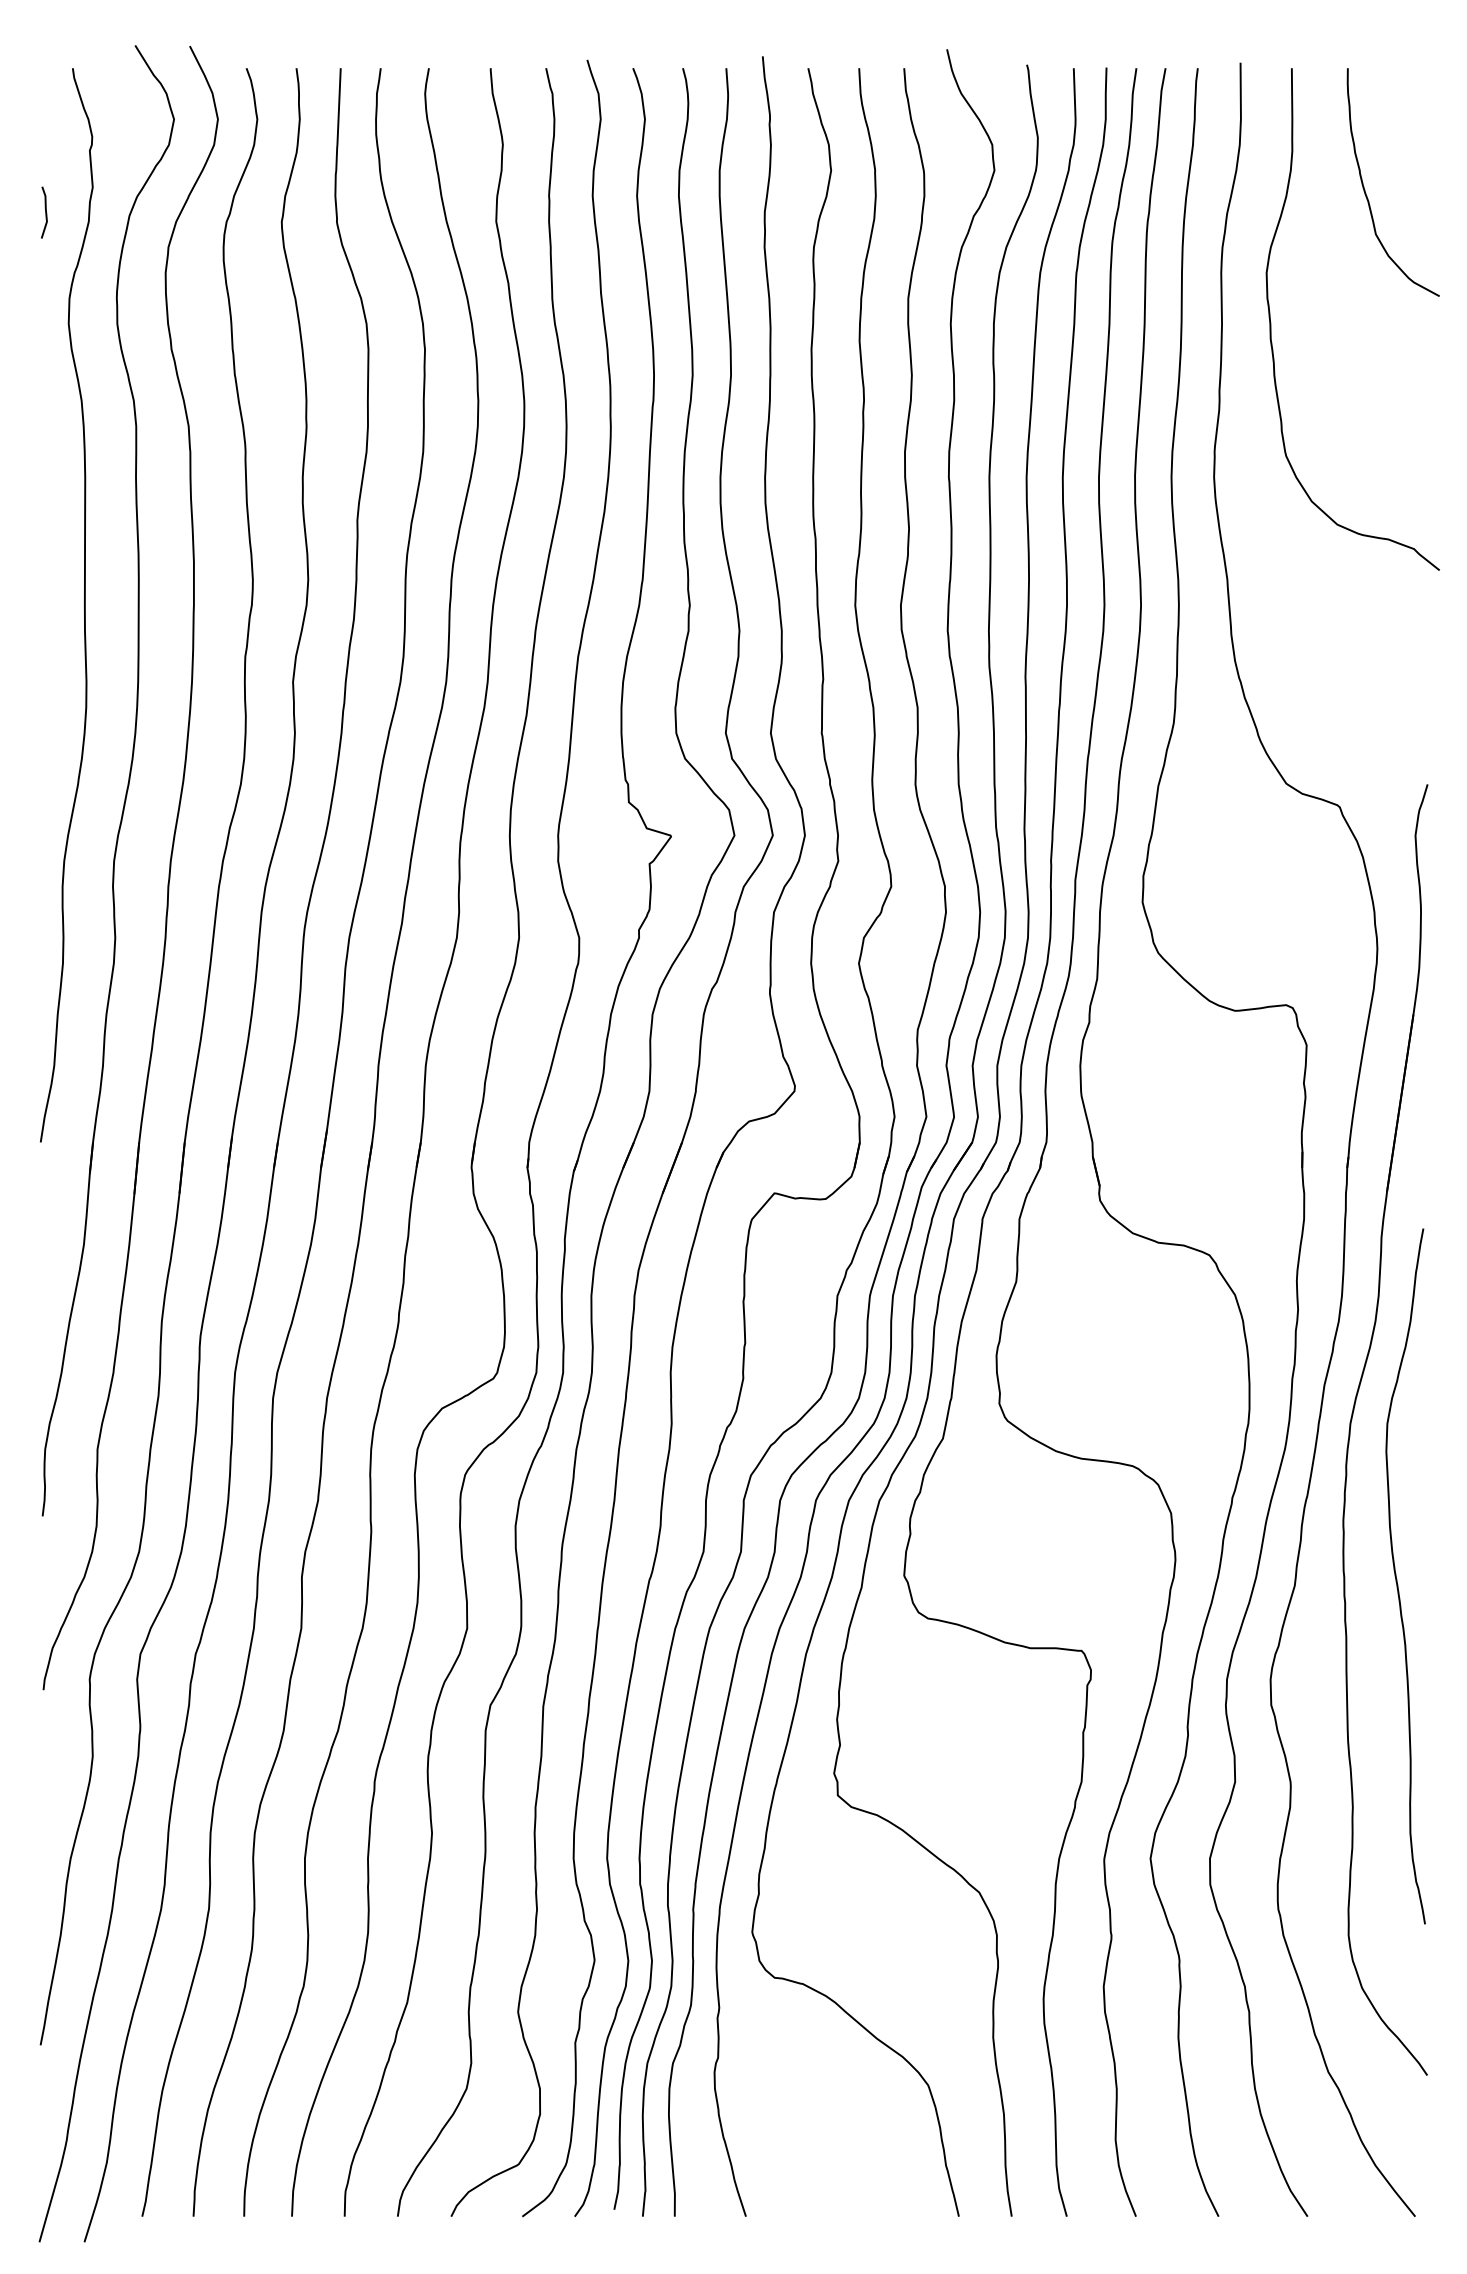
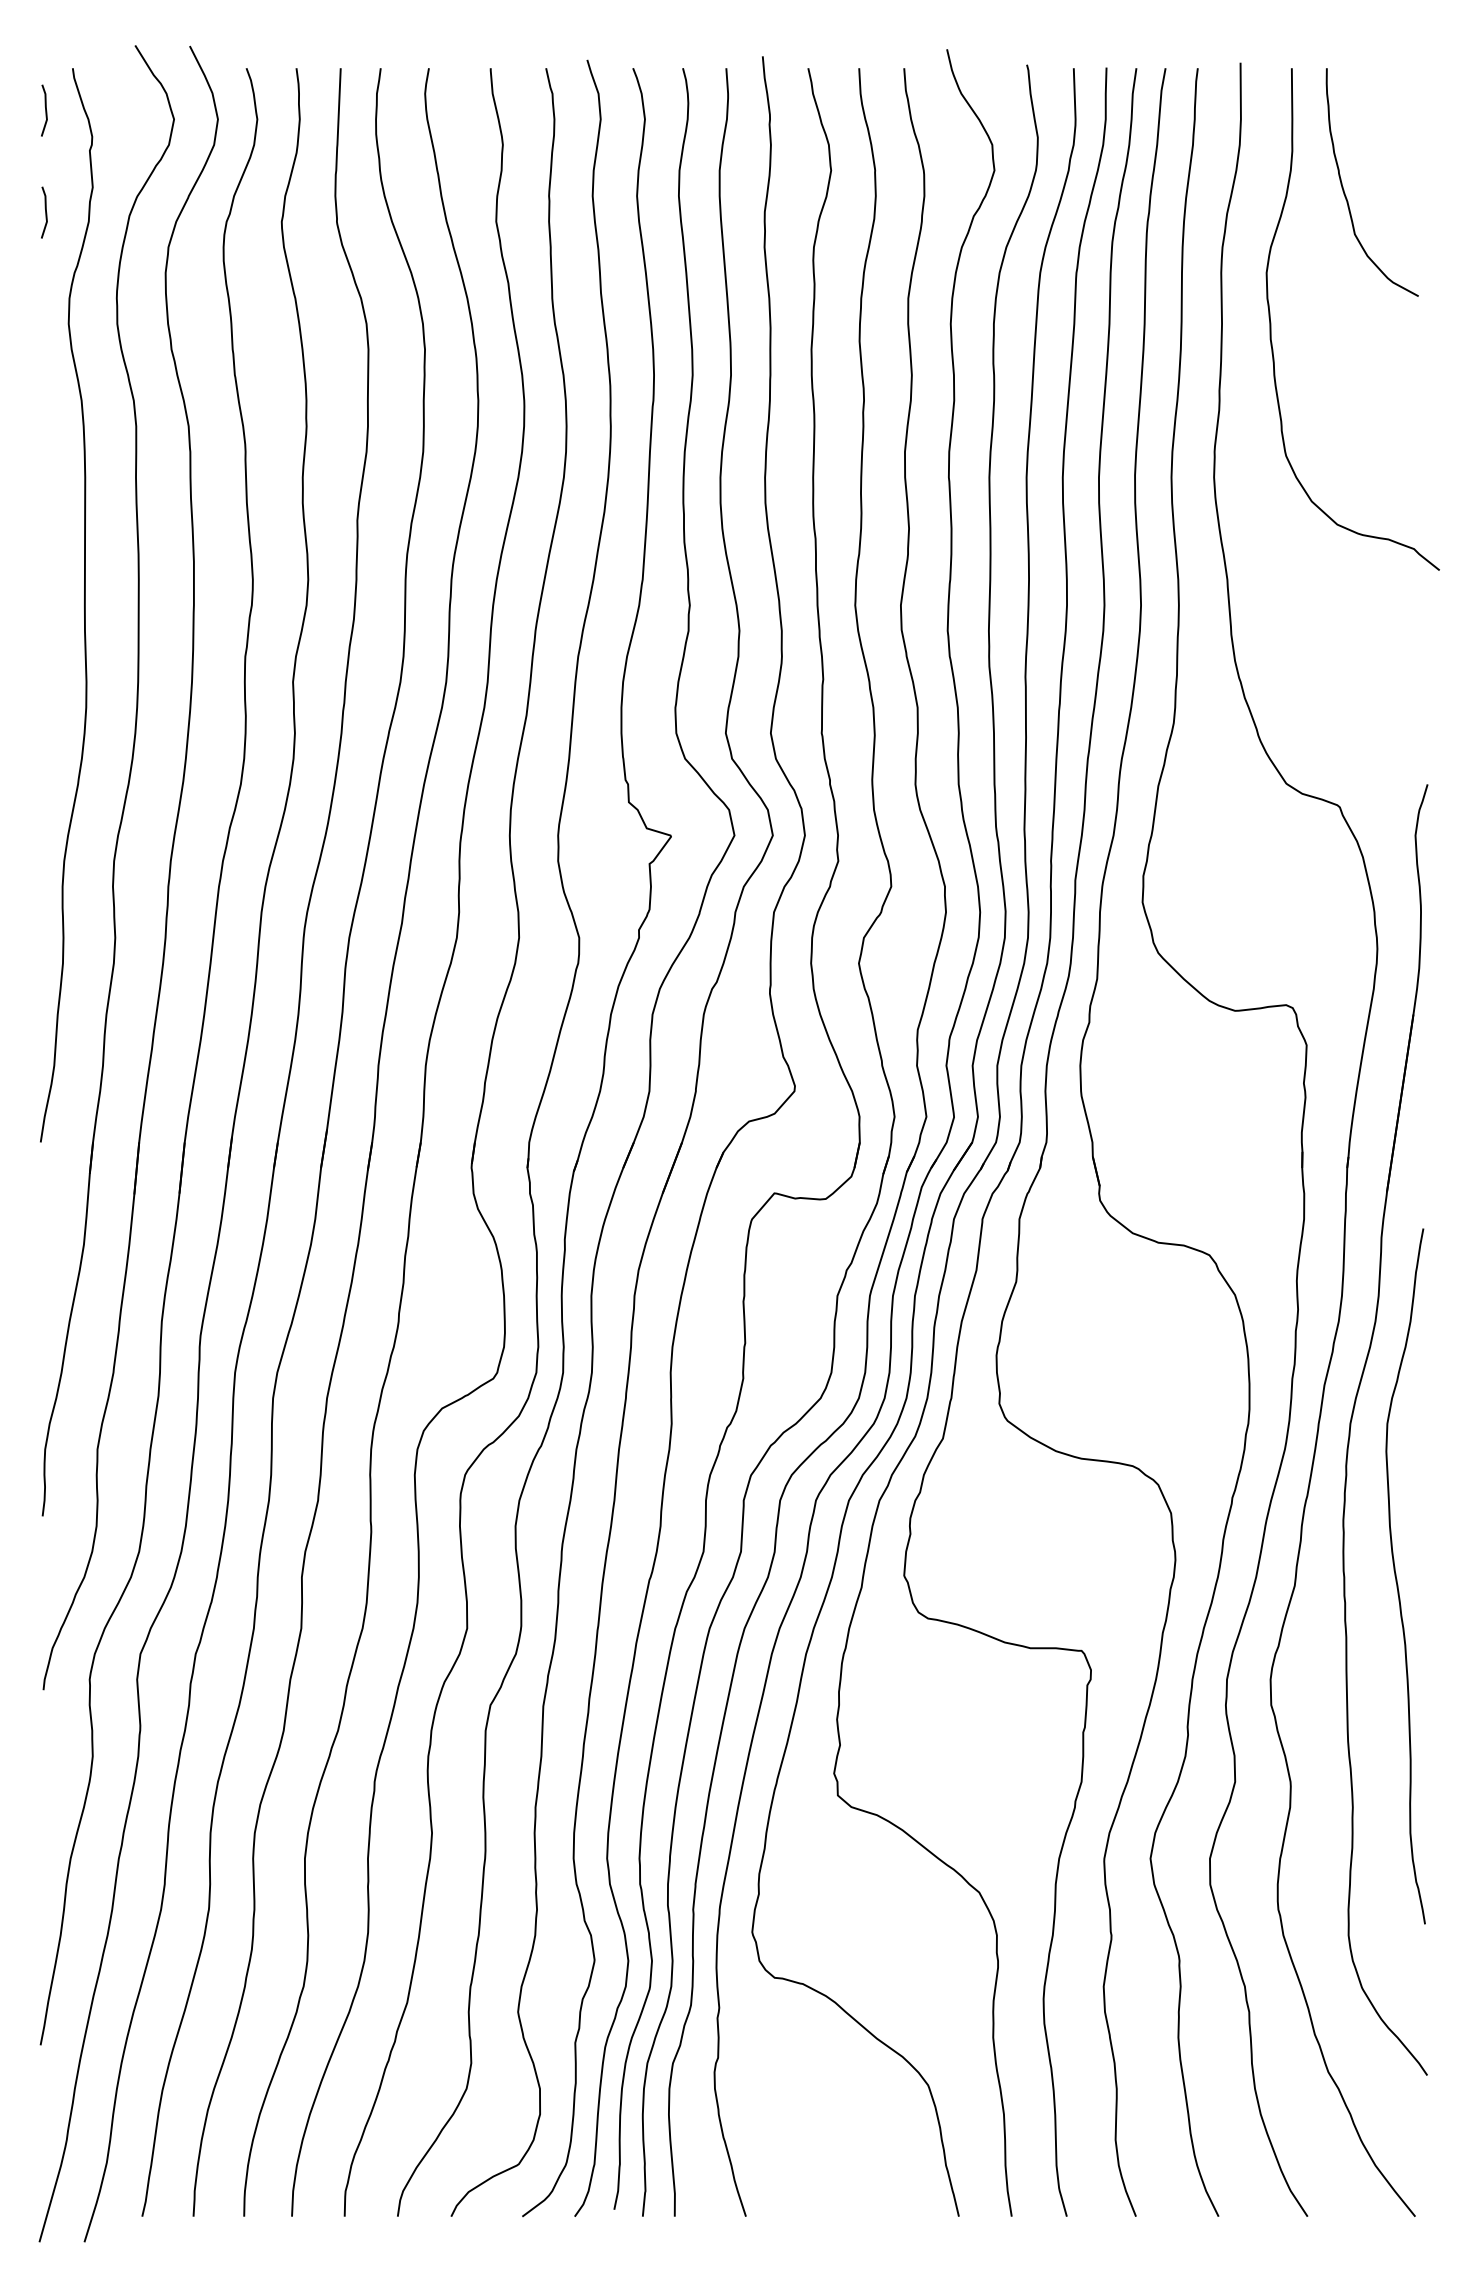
line: none -> present (45, 110)
curve position: (1365, 189) -> (1344, 189) (1344, 189)
